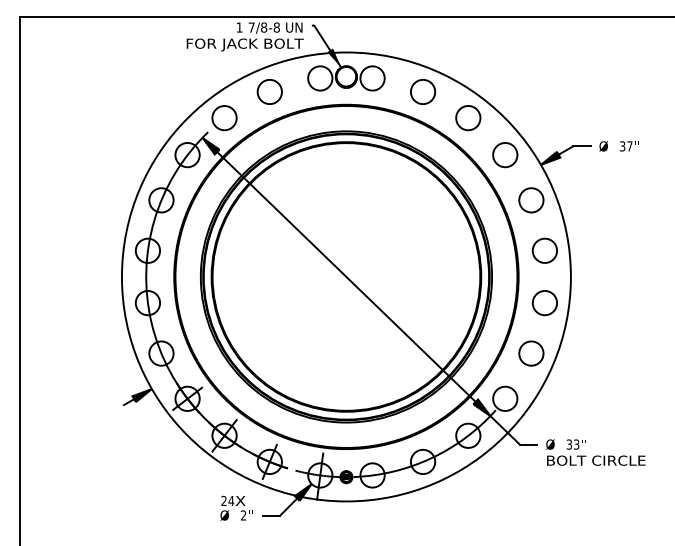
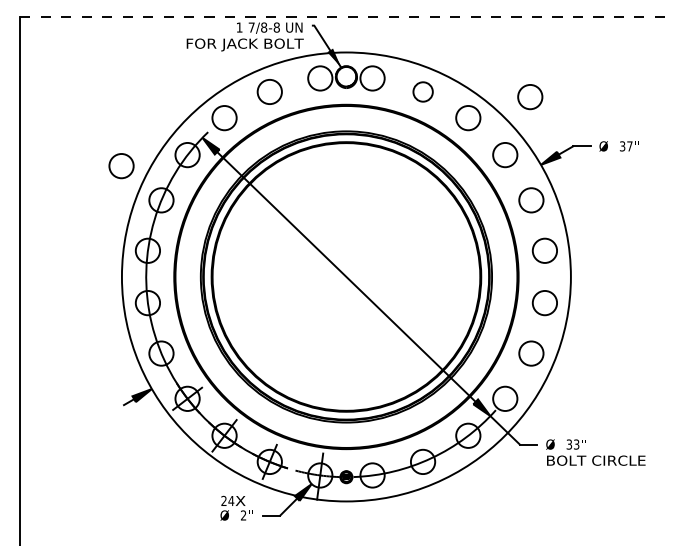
line: solid -> dashed (348, 16)
circle size: 27x26 px -> 22x22 px (422, 91)
circle: none -> present (530, 97)
circle: none -> present (121, 166)
